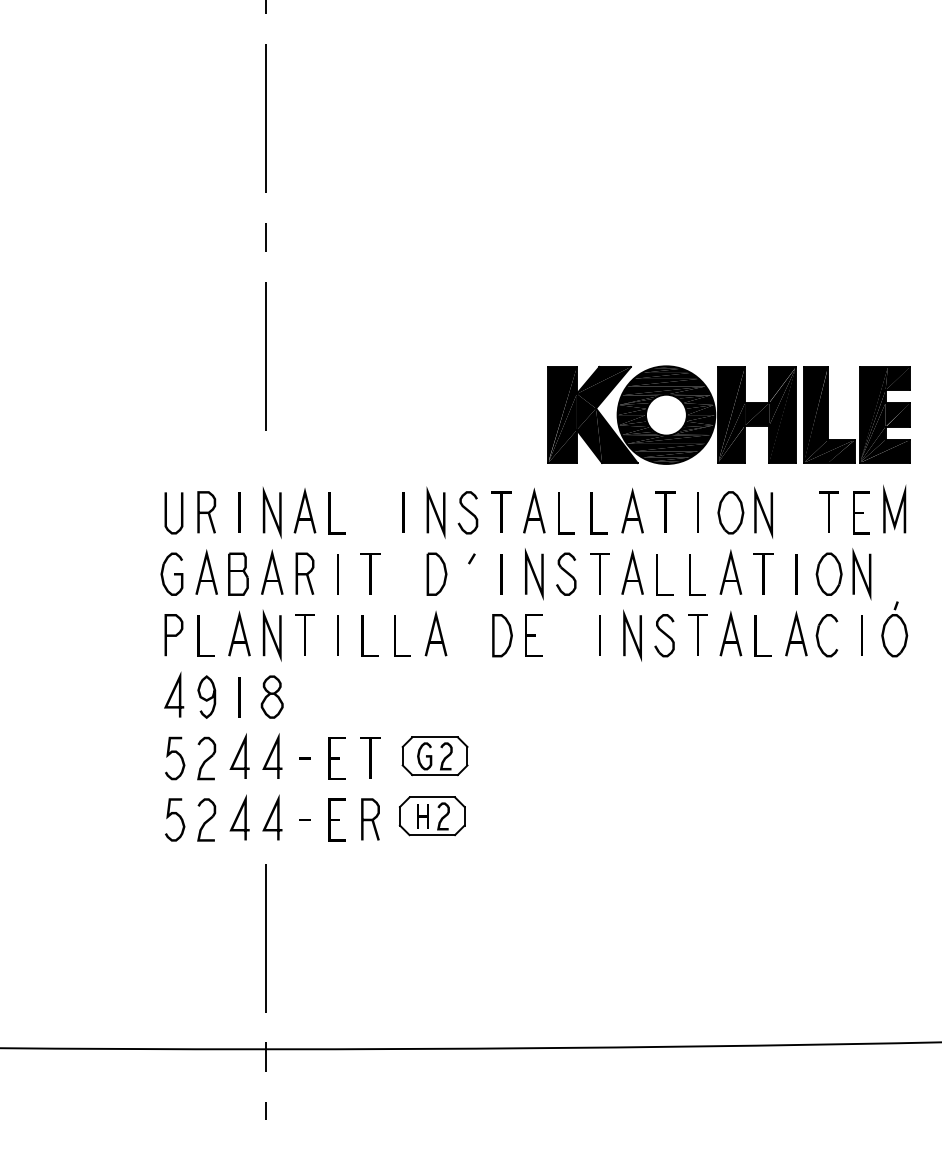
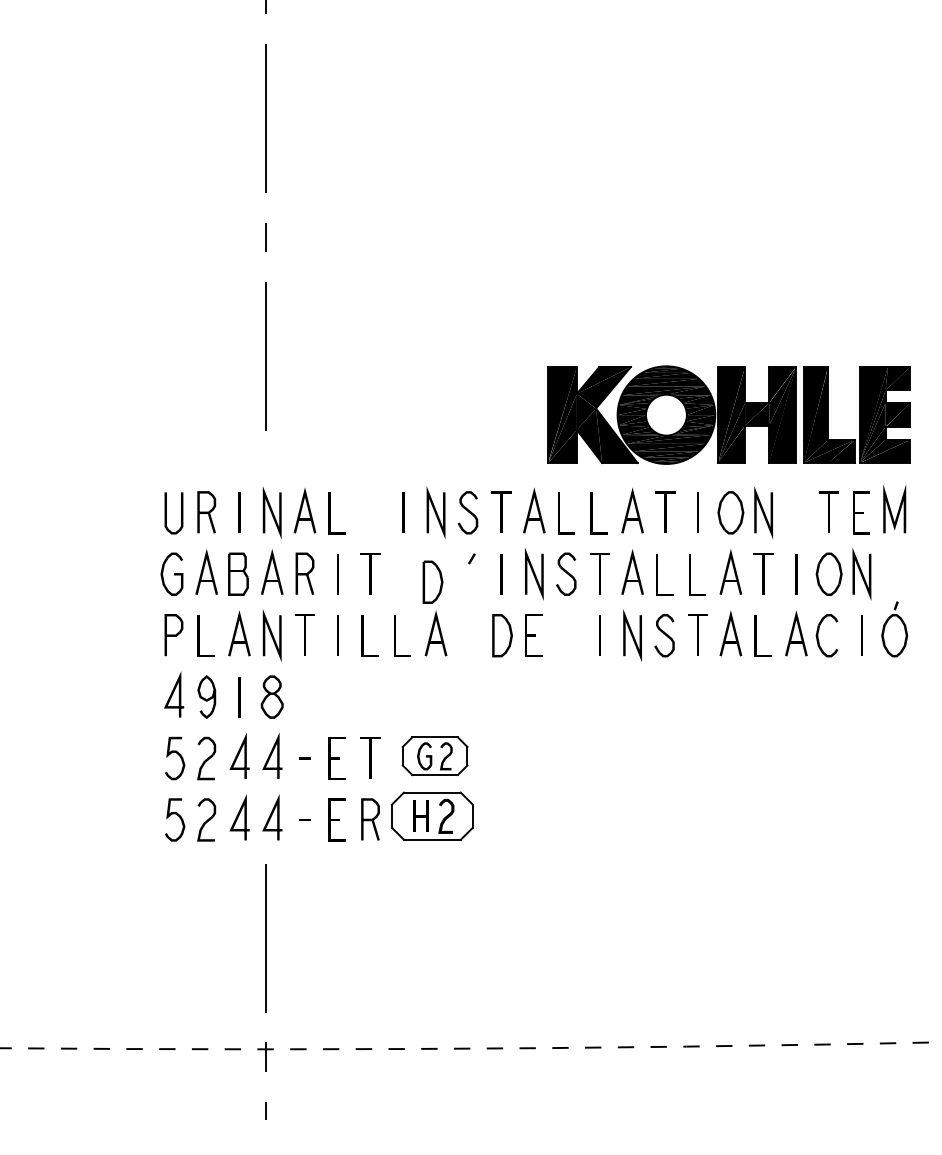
part position: (436, 573) -> (432, 581) (432, 581)
part size: 68x41 px -> 84x50 px (431, 815)
arc: solid -> dashed (470, 1048)
